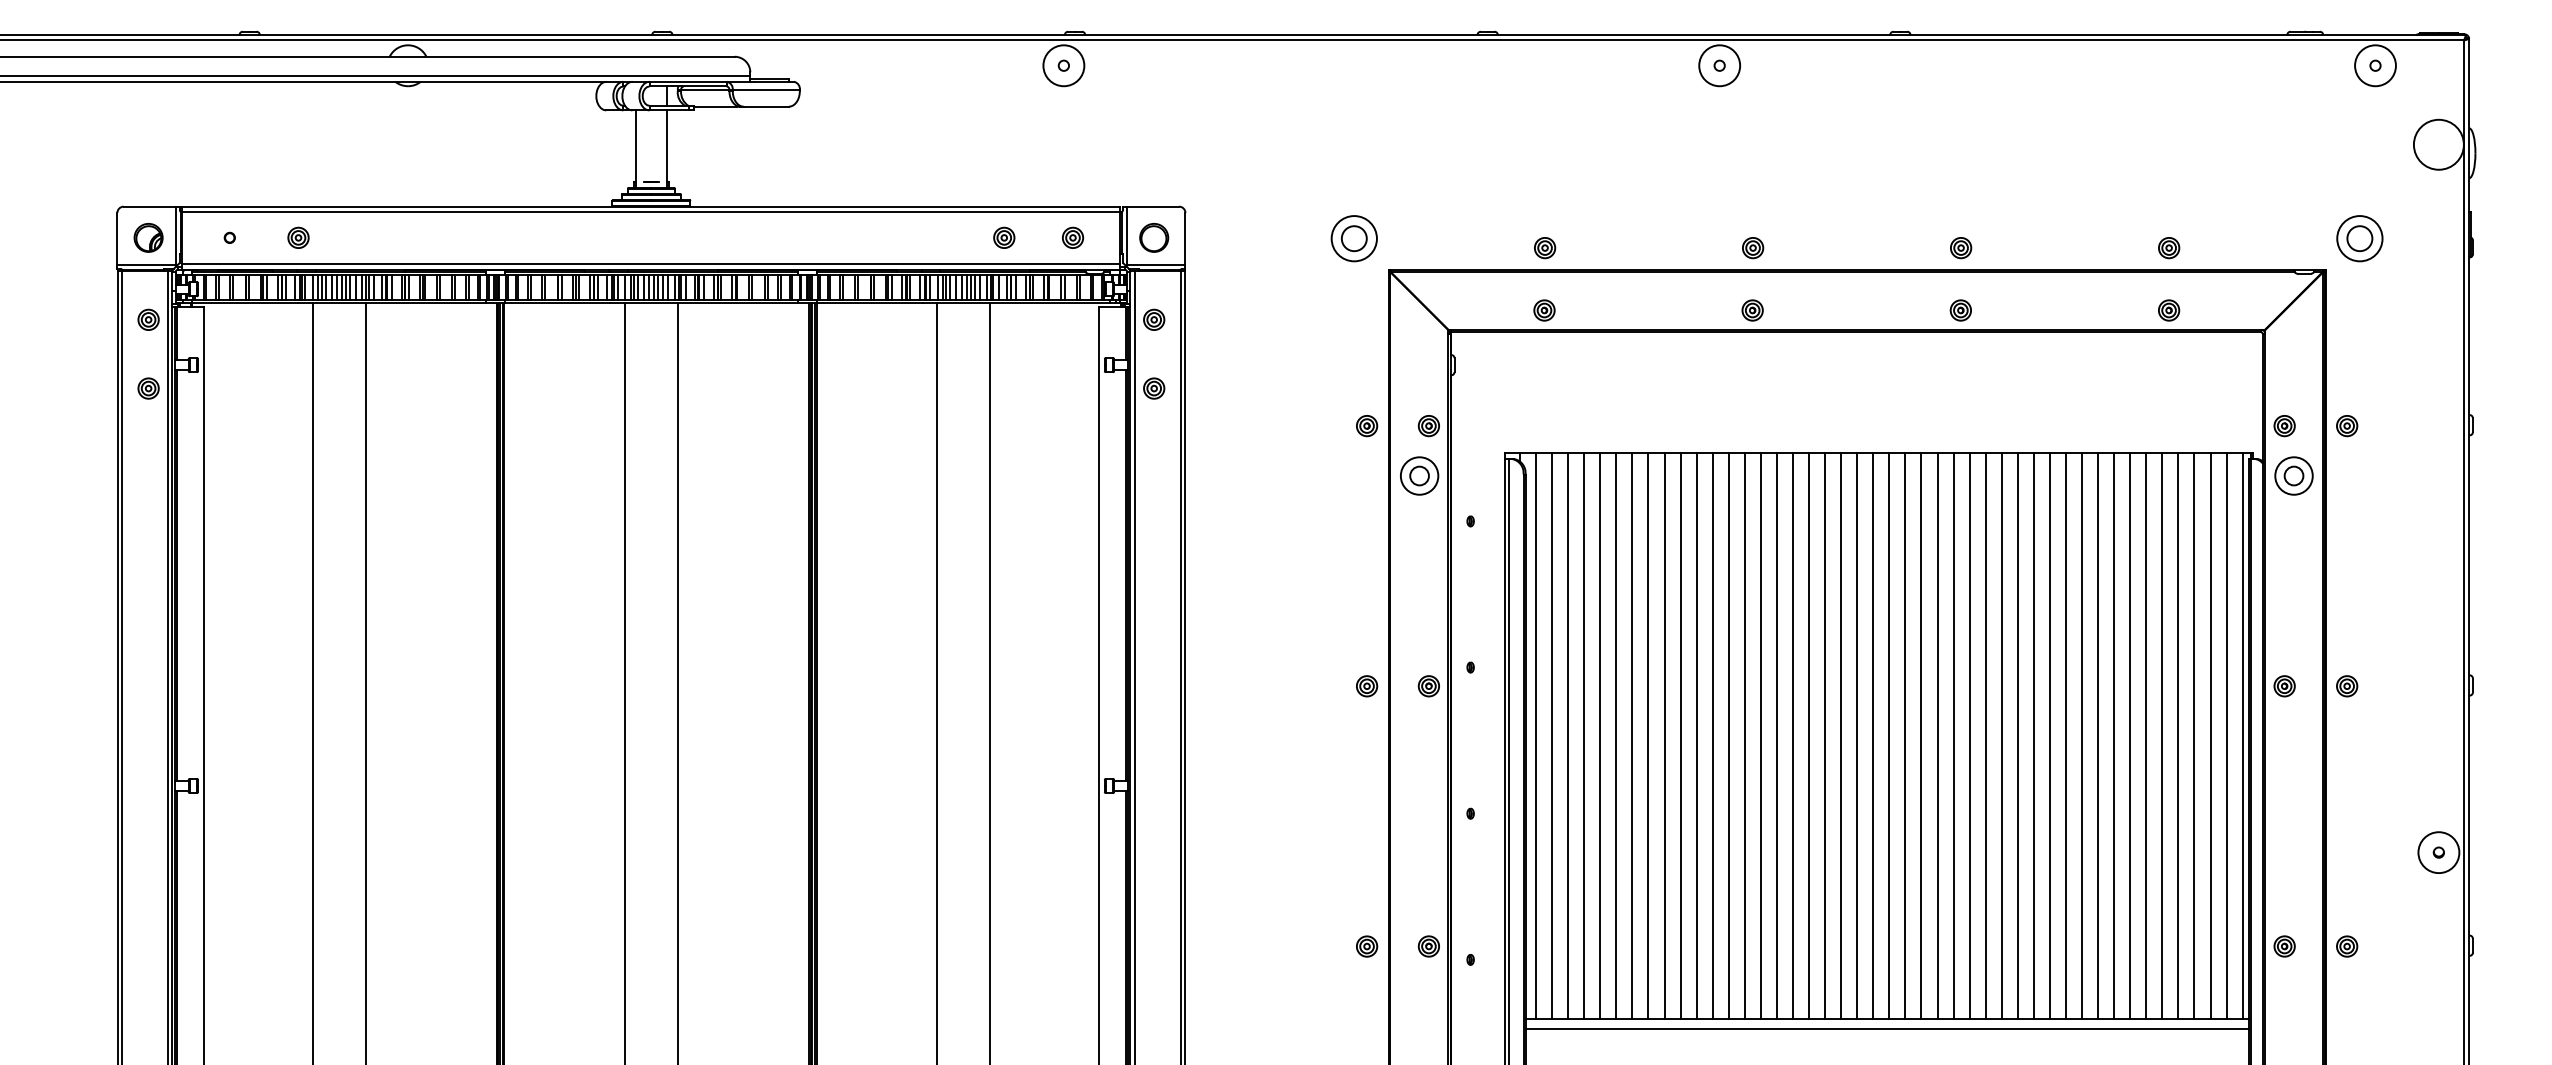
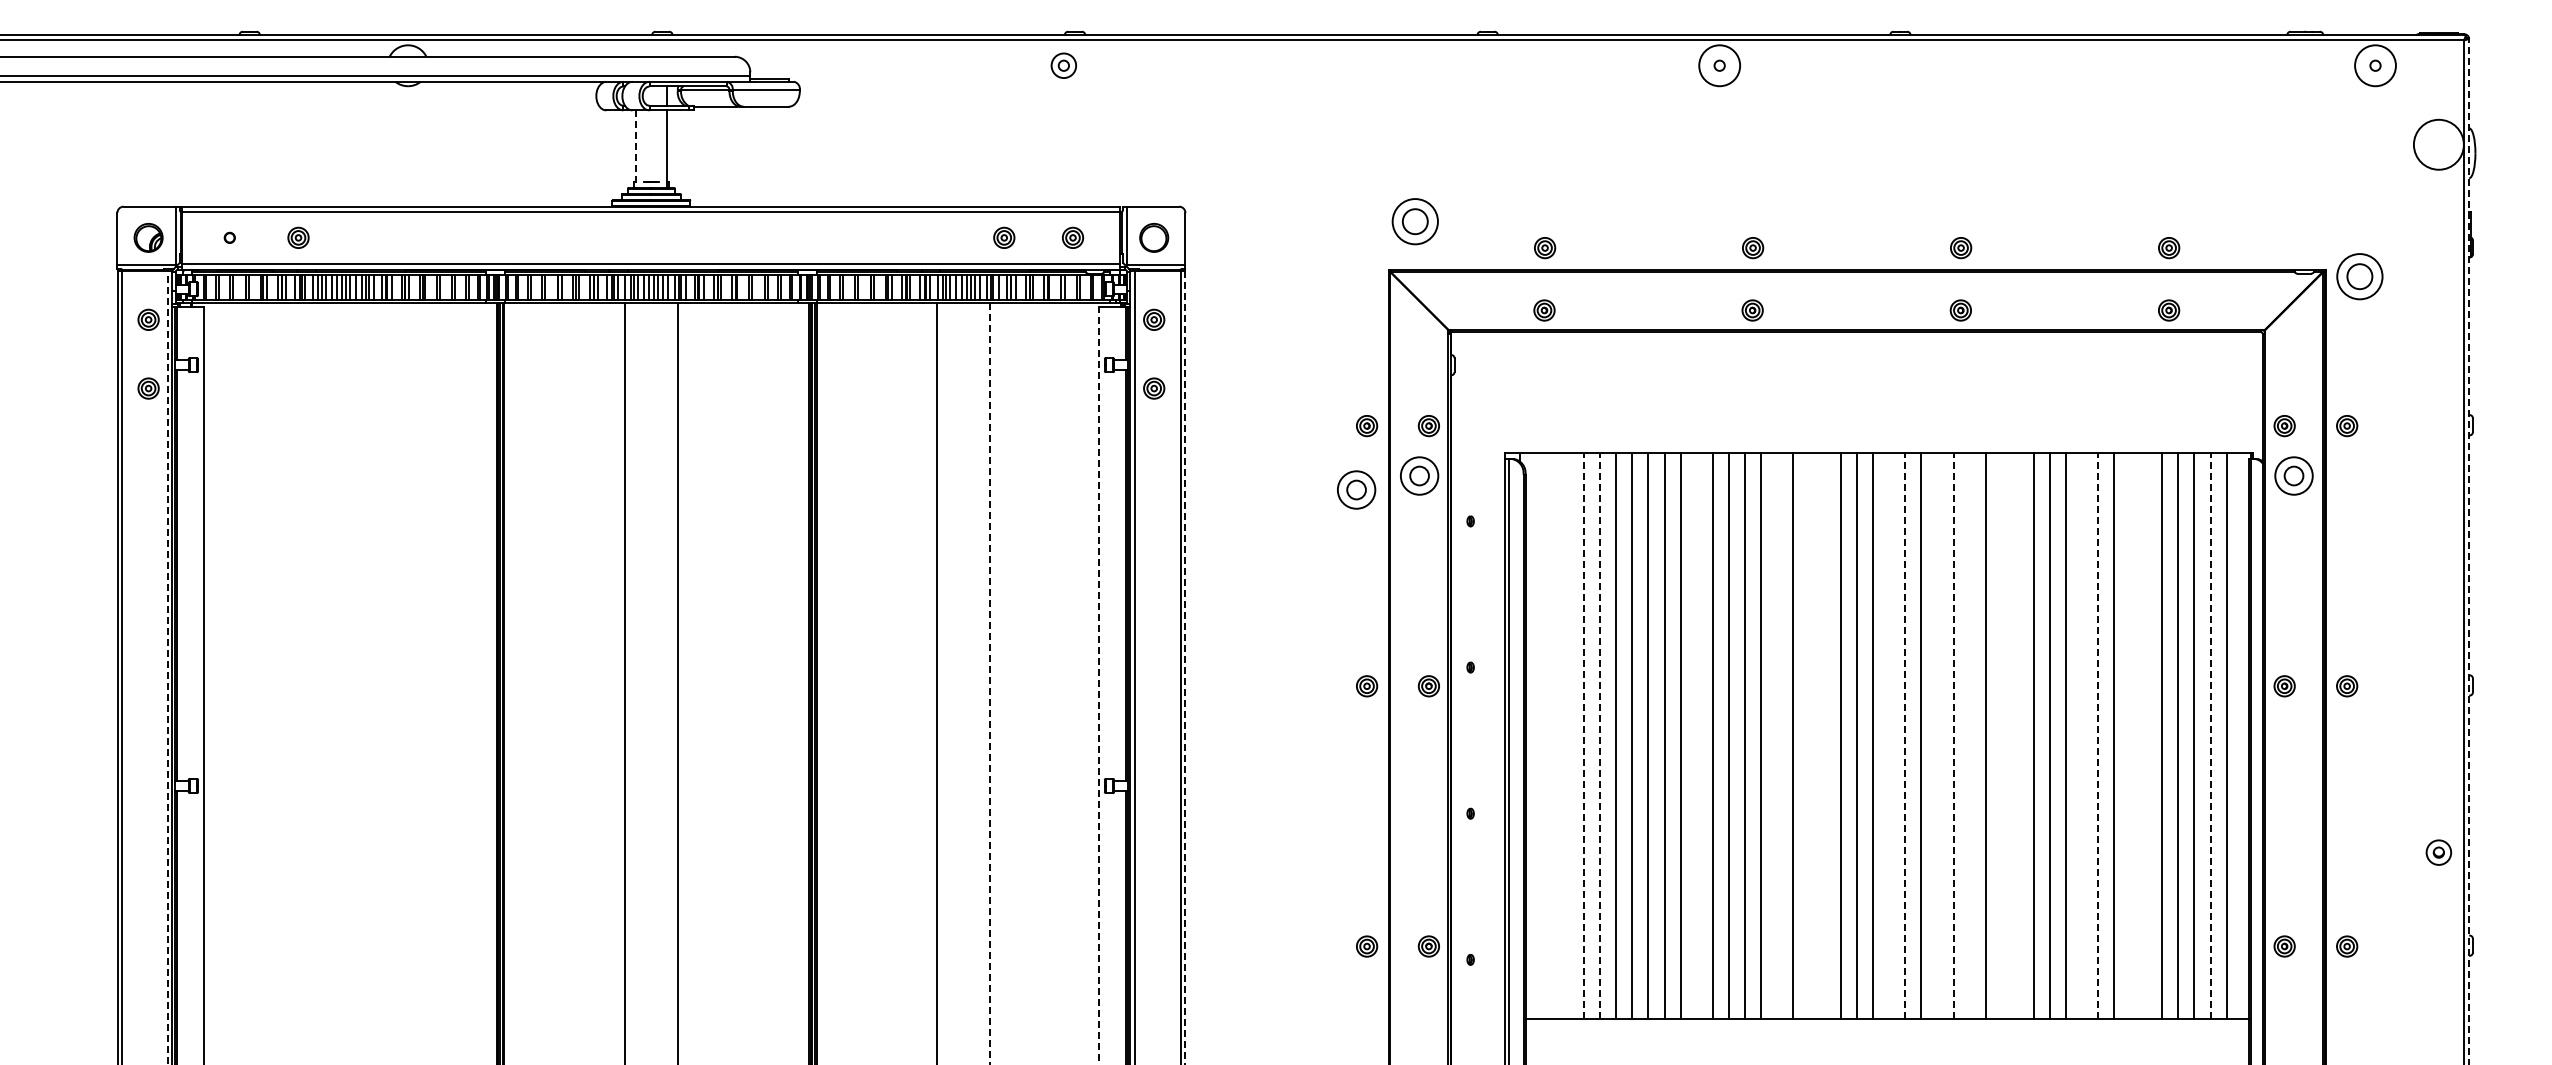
circle diameter: 41 px -> 25 px (1063, 65)
line: solid -> dashed (635, 149)
part position: (1353, 238) -> (1414, 221) (1414, 221)
part position: (2359, 238) -> (2359, 276) (2359, 276)
part: none -> present (1356, 489)
line: solid -> dashed (2469, 551)
line: solid -> dashed (167, 667)
line: solid -> dashed (1185, 668)
line: present -> none (312, 682)
line: present -> none (365, 682)
line: solid -> dashed (990, 684)
line: solid -> dashed (1099, 685)
line: present -> none (1536, 735)
line: present -> none (1552, 735)
line: present -> none (1568, 735)
line: solid -> dashed (1584, 735)
line: solid -> dashed (1600, 735)
line: present -> none (1696, 735)
line: present -> none (1776, 735)
line: present -> none (1809, 735)
line: present -> none (1825, 735)
line: present -> none (1889, 735)
line: solid -> dashed (1905, 735)
line: present -> none (1937, 735)
line: solid -> dashed (1953, 735)
line: present -> none (1969, 735)
line: present -> none (2001, 735)
line: present -> none (2017, 735)
line: present -> none (2082, 735)
line: solid -> dashed (2098, 735)
line: present -> none (2130, 735)
line: present -> none (2146, 735)
line: solid -> dashed (2210, 735)
line: present -> none (2242, 735)
circle diameter: 41 px -> 25 px (2438, 852)
line: present -> none (1887, 1028)
